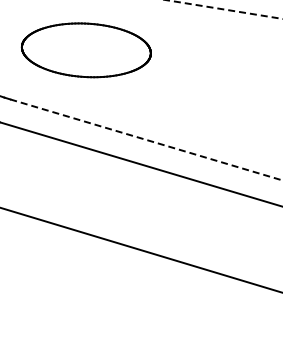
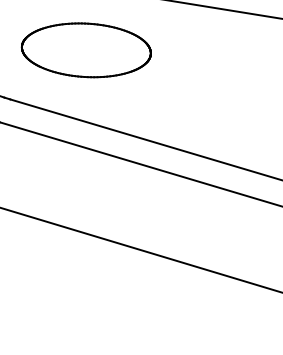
line: dashed -> solid (224, 9)
line: dashed -> solid (146, 139)
